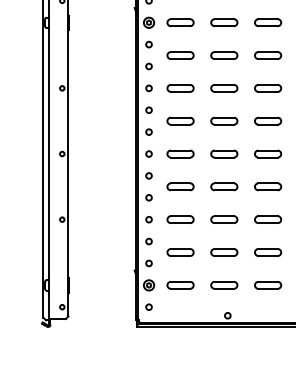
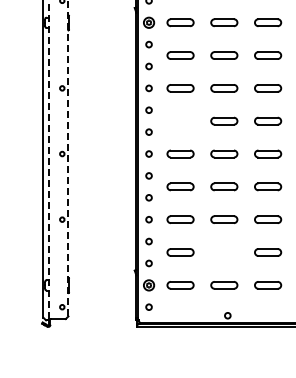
part: present -> none (180, 120)
line: solid -> dashed (68, 158)
line: solid -> dashed (49, 159)
part: present -> none (224, 252)
